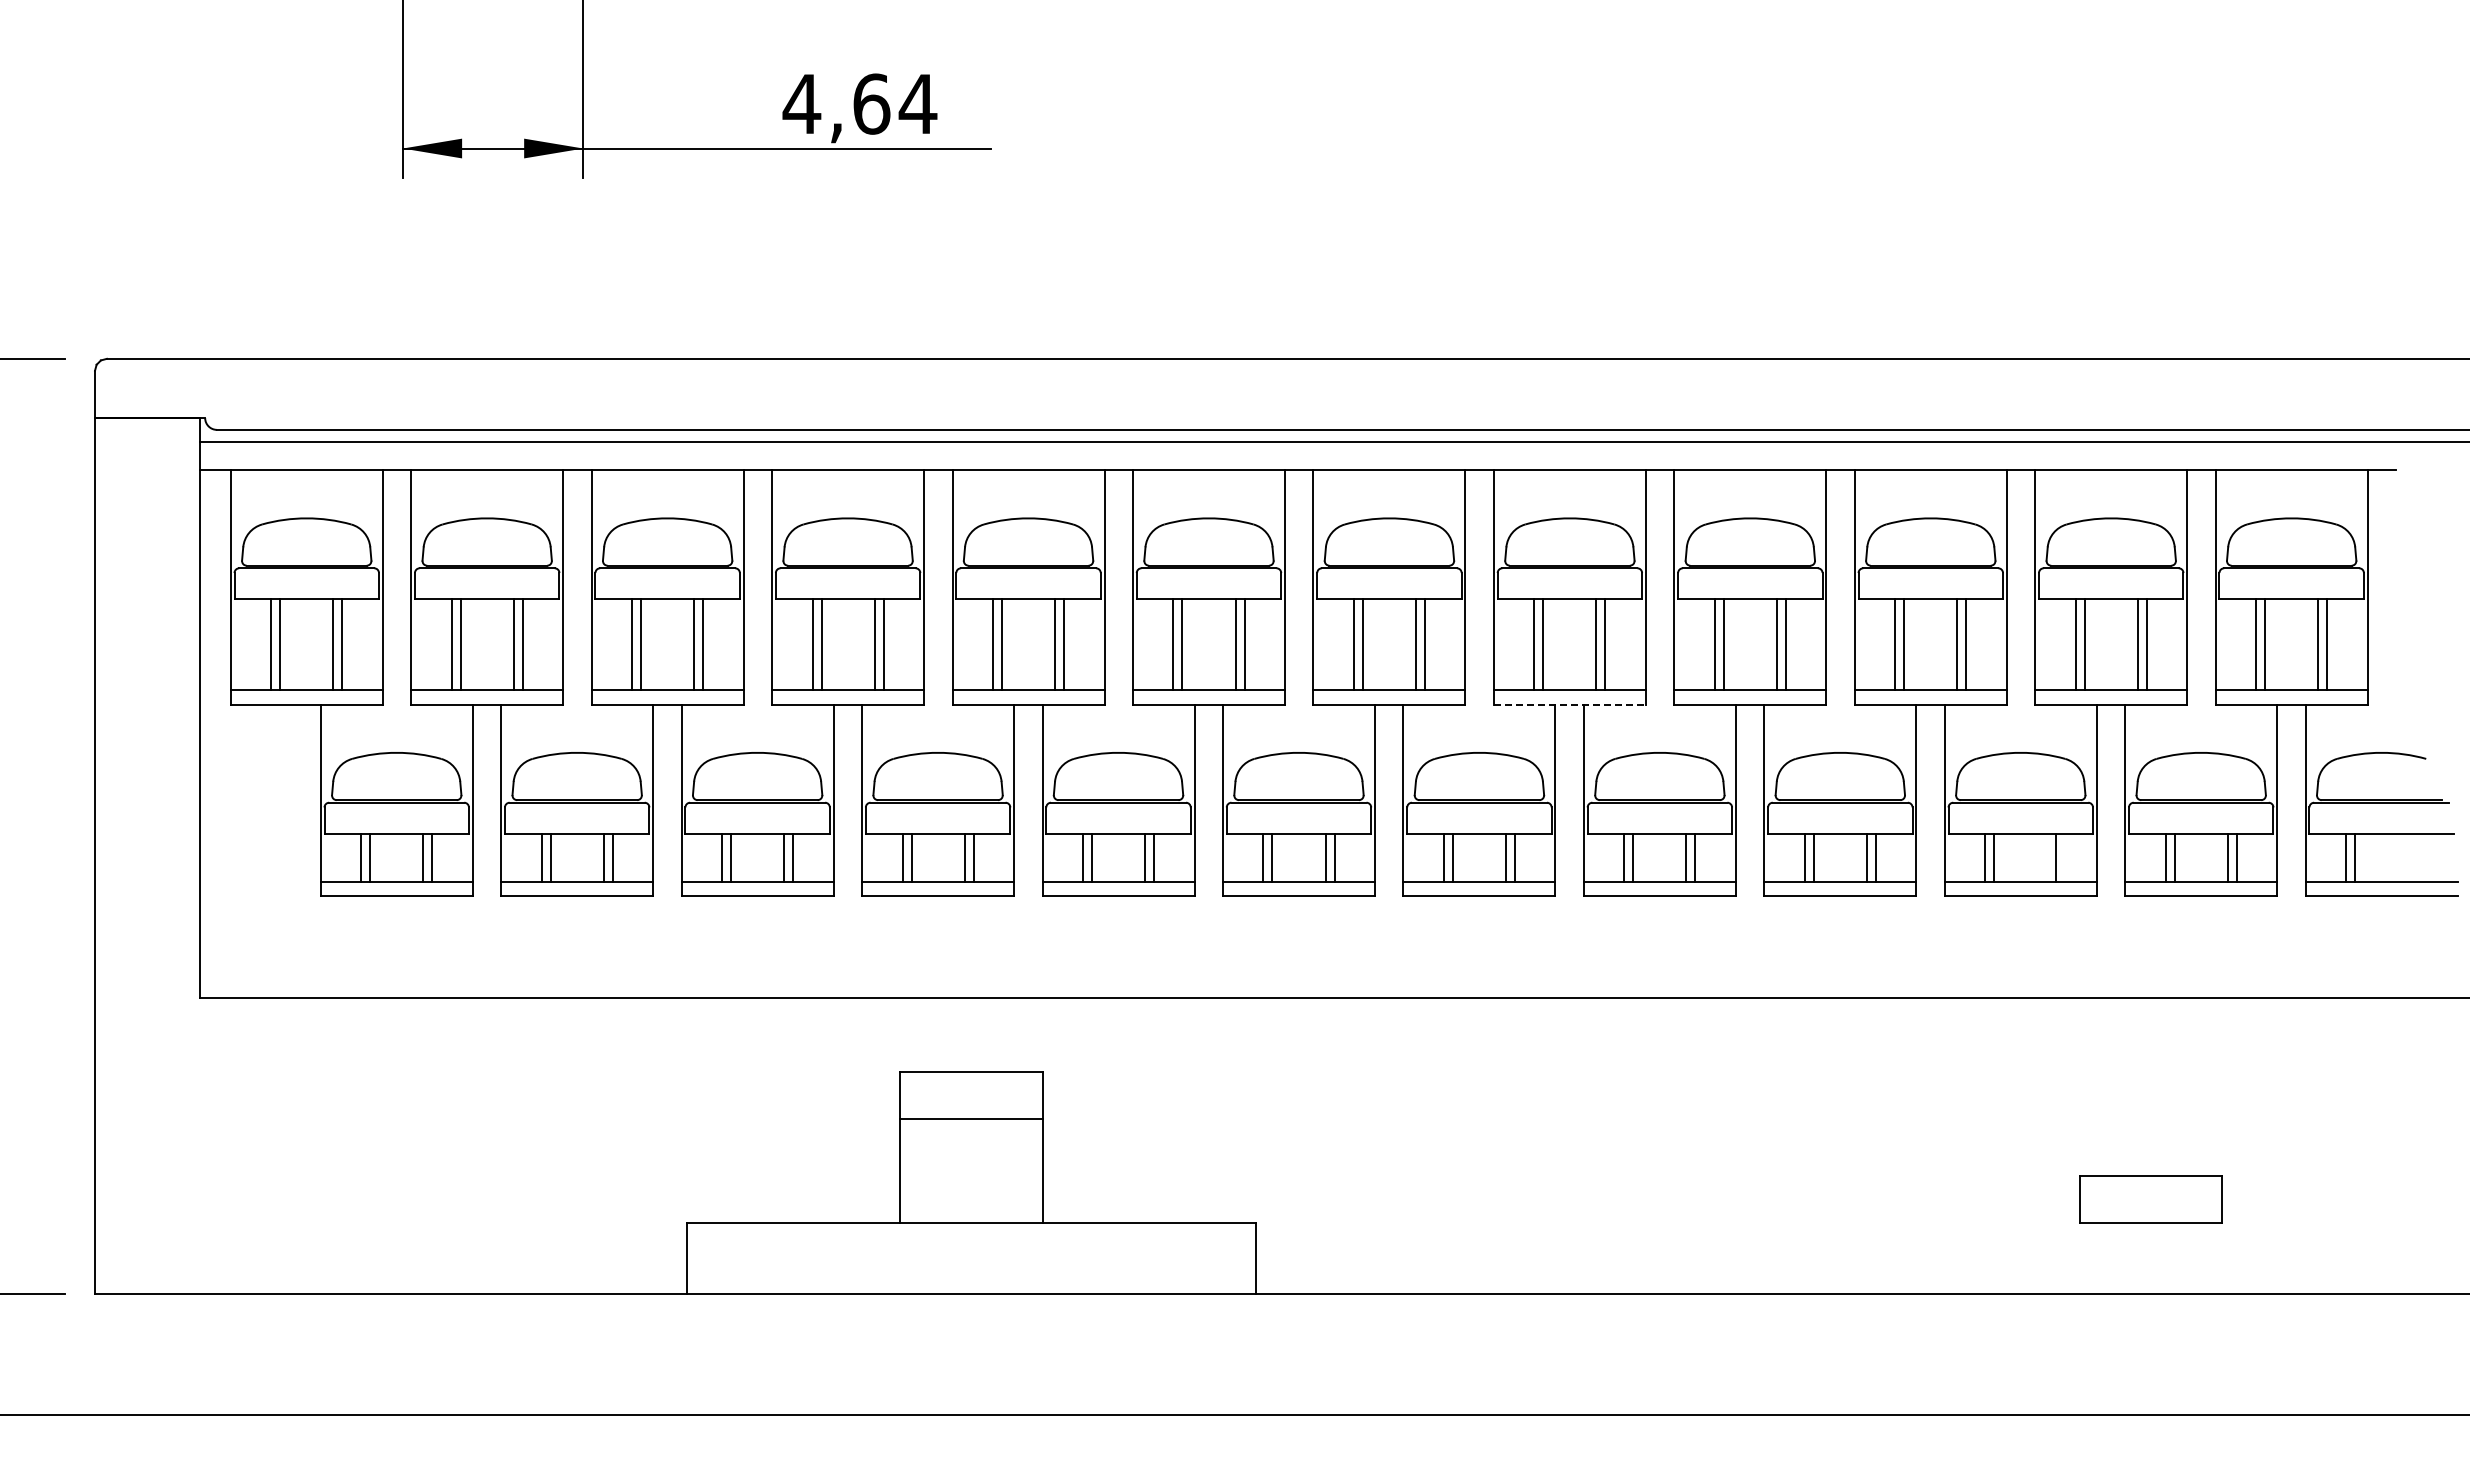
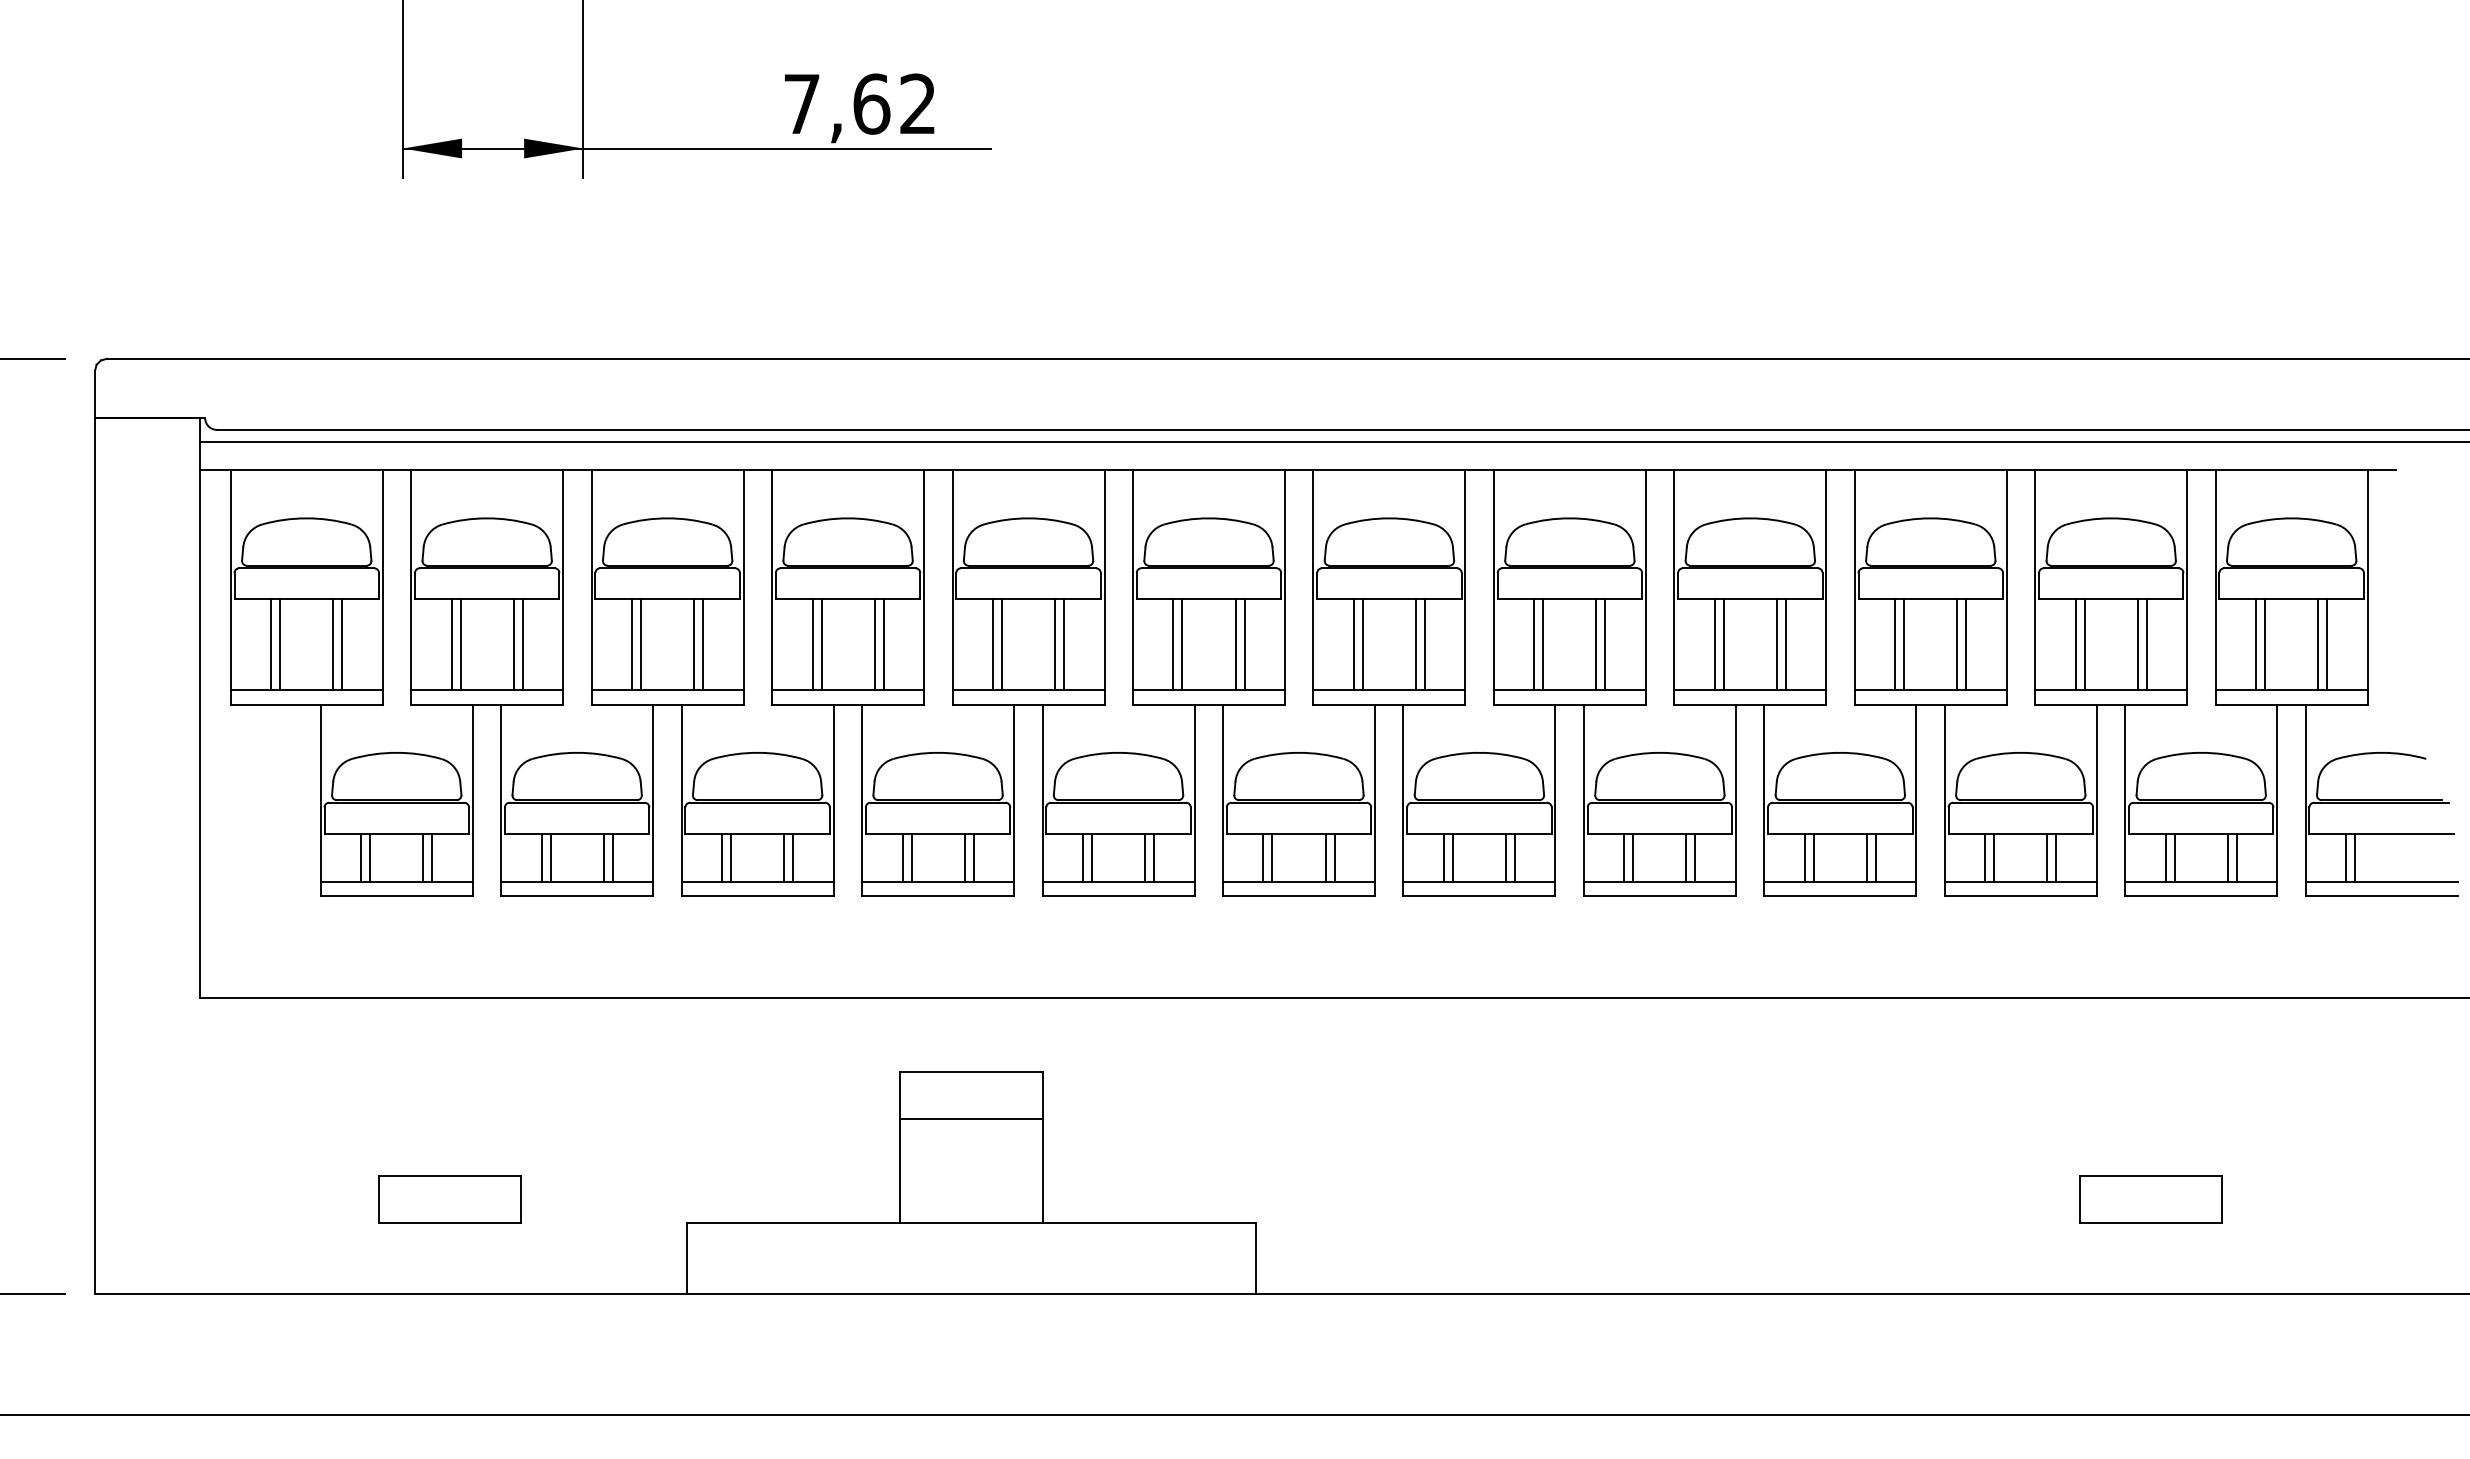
text: 4,64 -> 7,62 (859, 103)
line: dashed -> solid (1570, 704)
line: none -> present (2047, 857)
part: none -> present (449, 1199)
